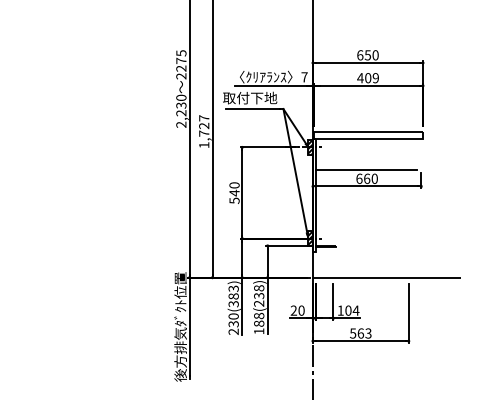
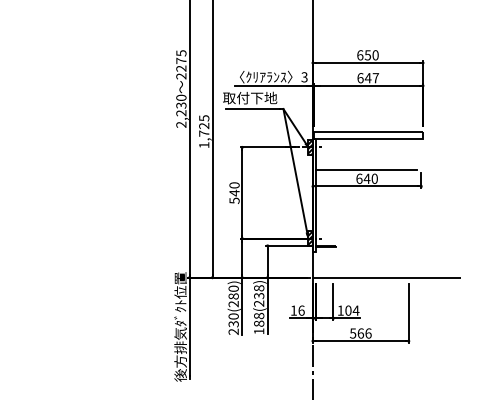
text: 7 -> 3 (304, 77)
text: 409 -> 647 (368, 78)
text: 1,727 -> 1,725 (204, 118)
text: 660 -> 640 (366, 178)
text: 230(383) -> 230(280) (233, 296)
text: 20 -> 16 (297, 310)
text: 563 -> 566 (368, 333)
